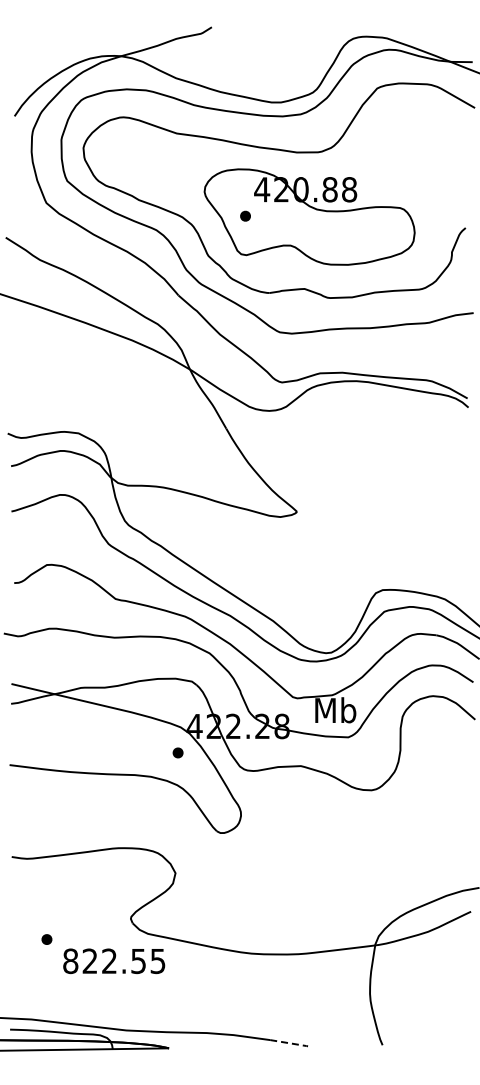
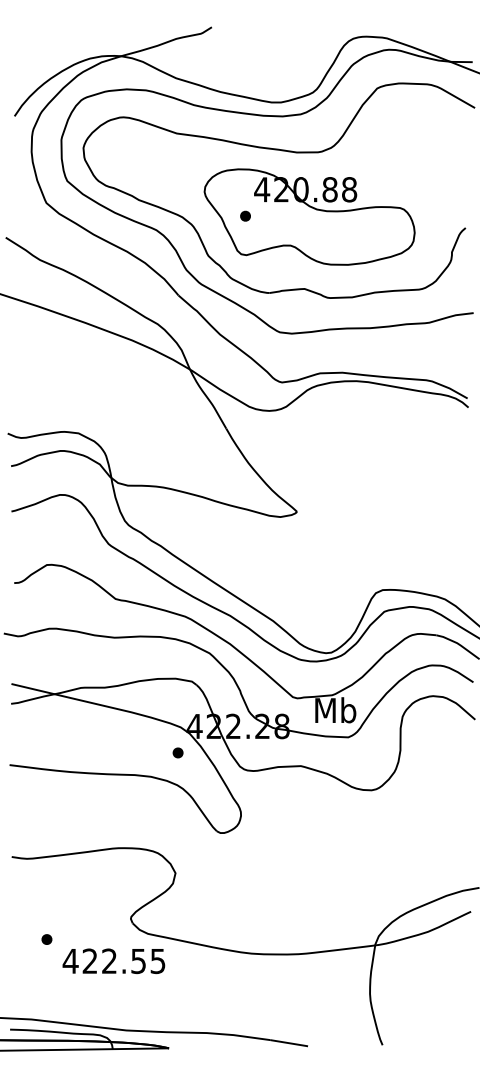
text: 822.55 -> 422.55 (70, 961)
line: dashed -> solid (289, 1043)
